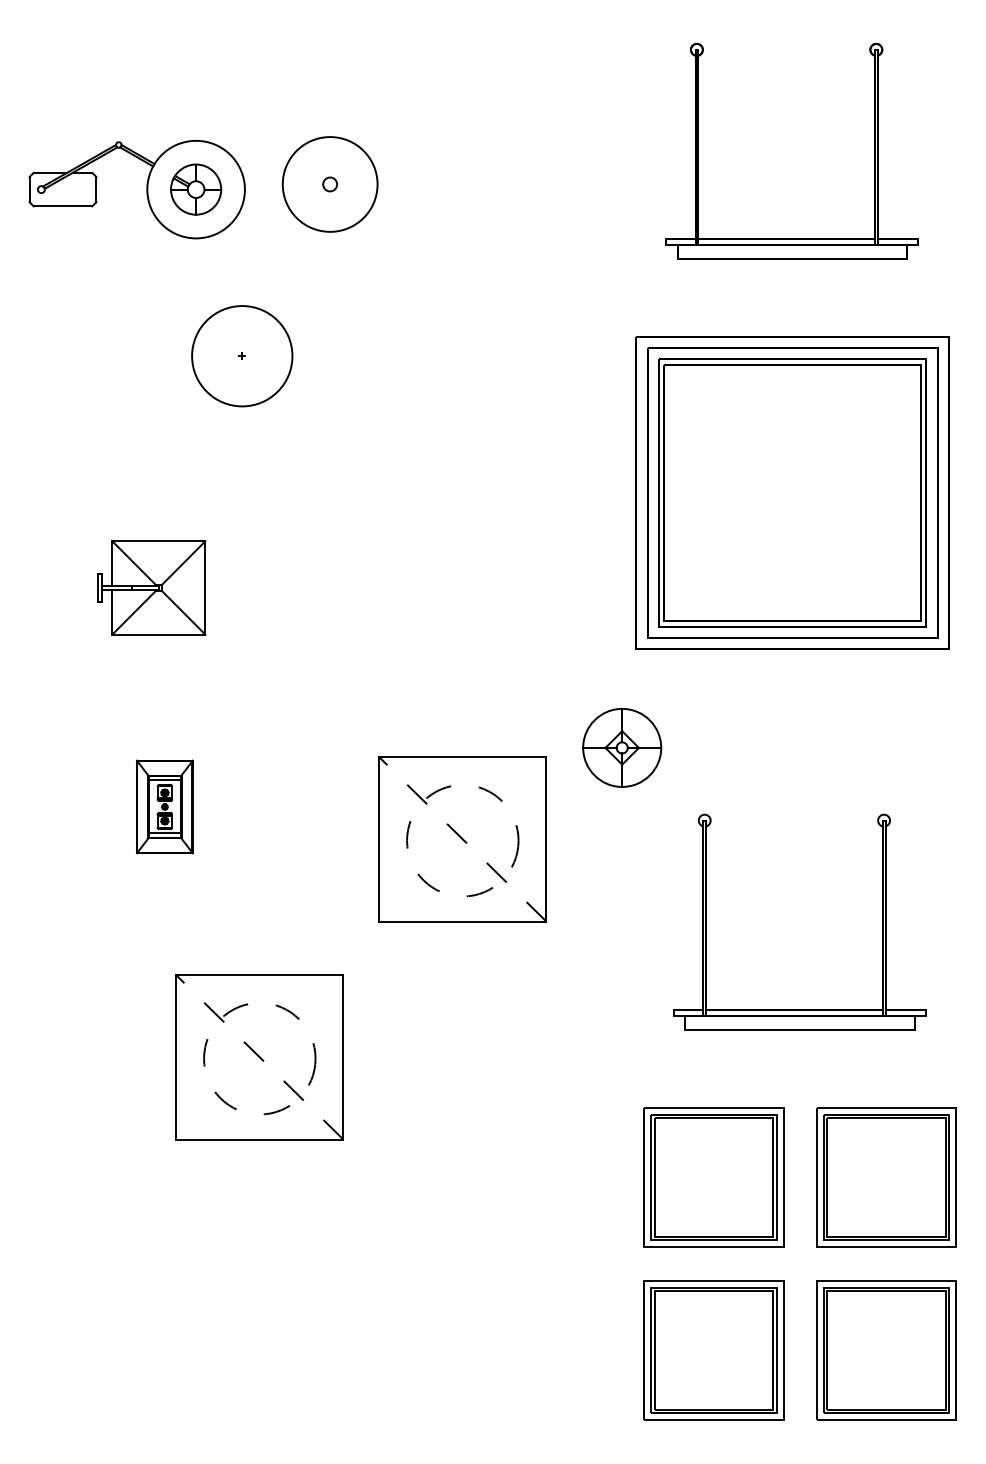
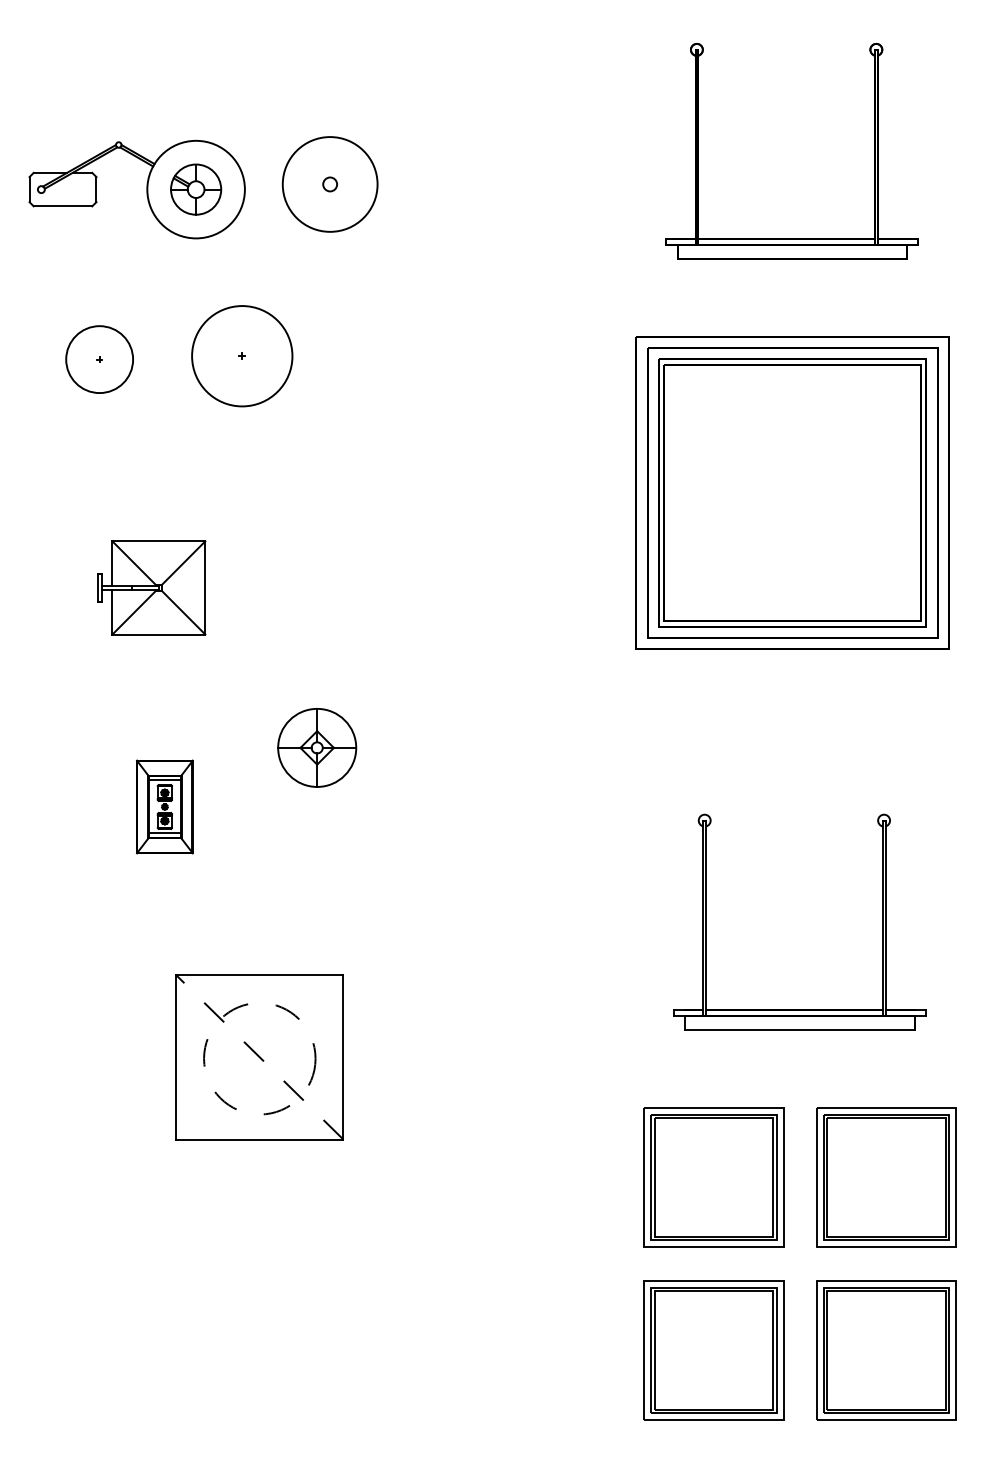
part: none -> present (99, 359)
part position: (622, 747) -> (317, 747) (317, 747)
part: present -> none (462, 839)
